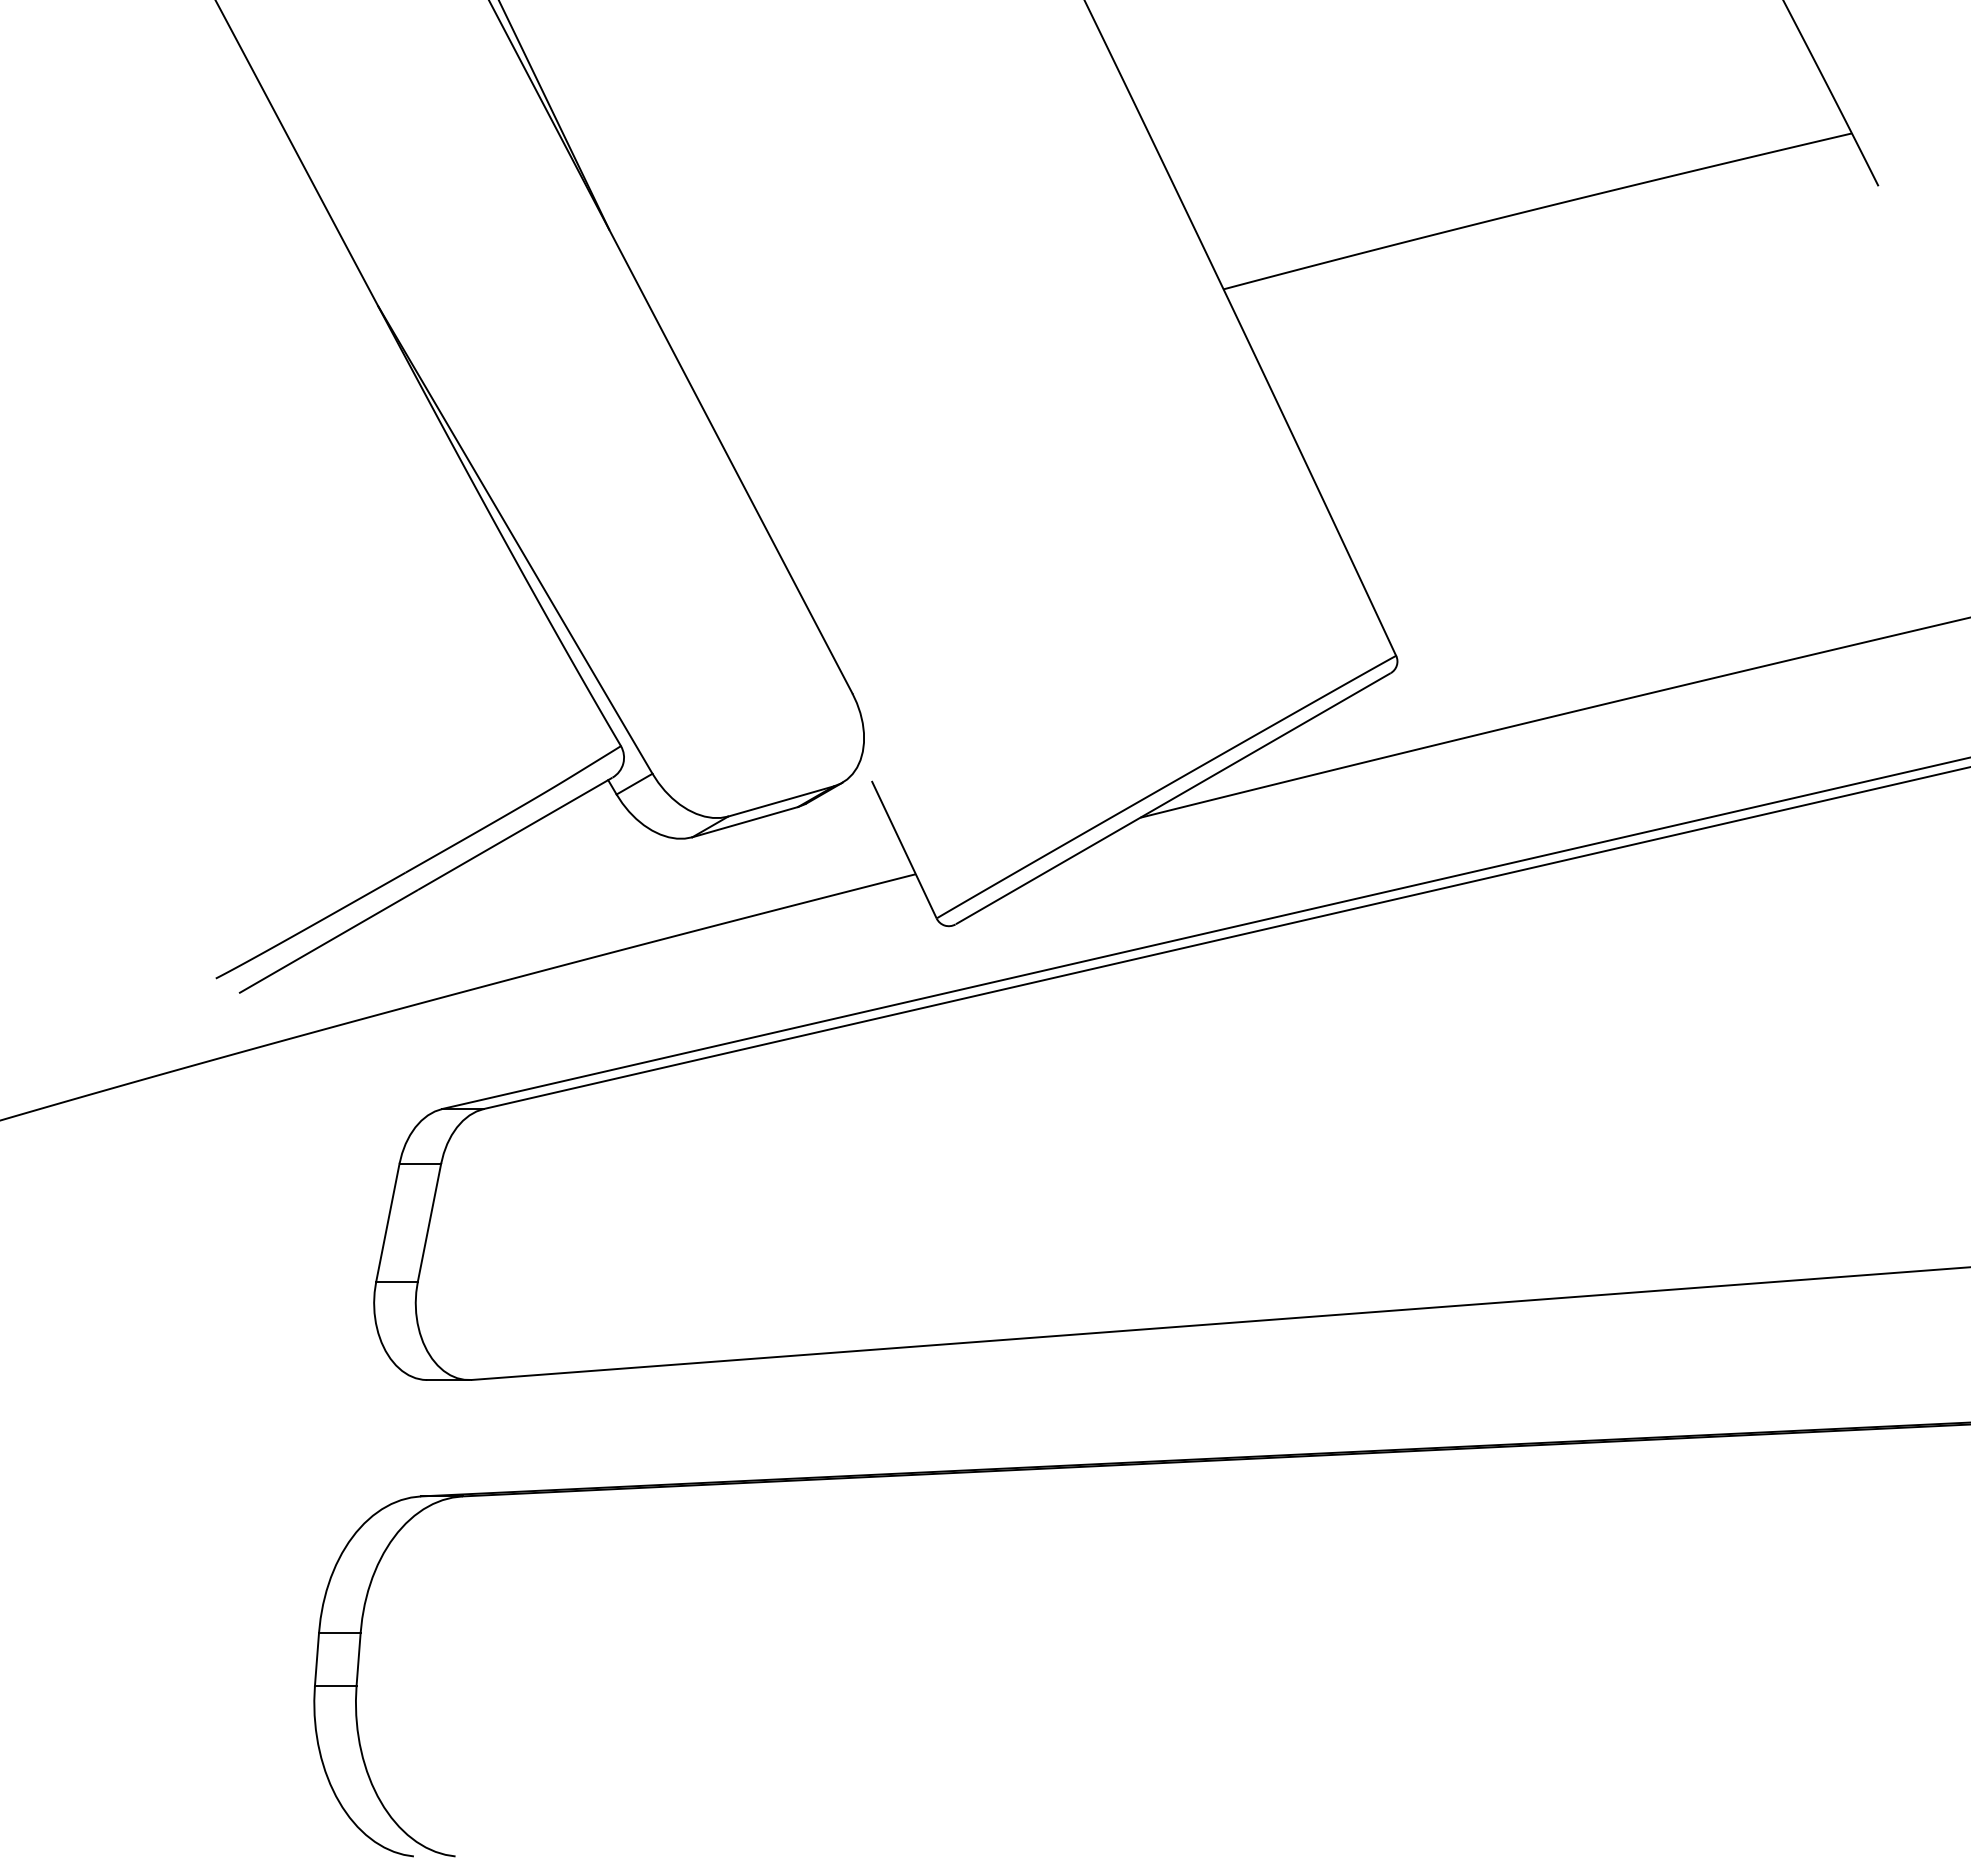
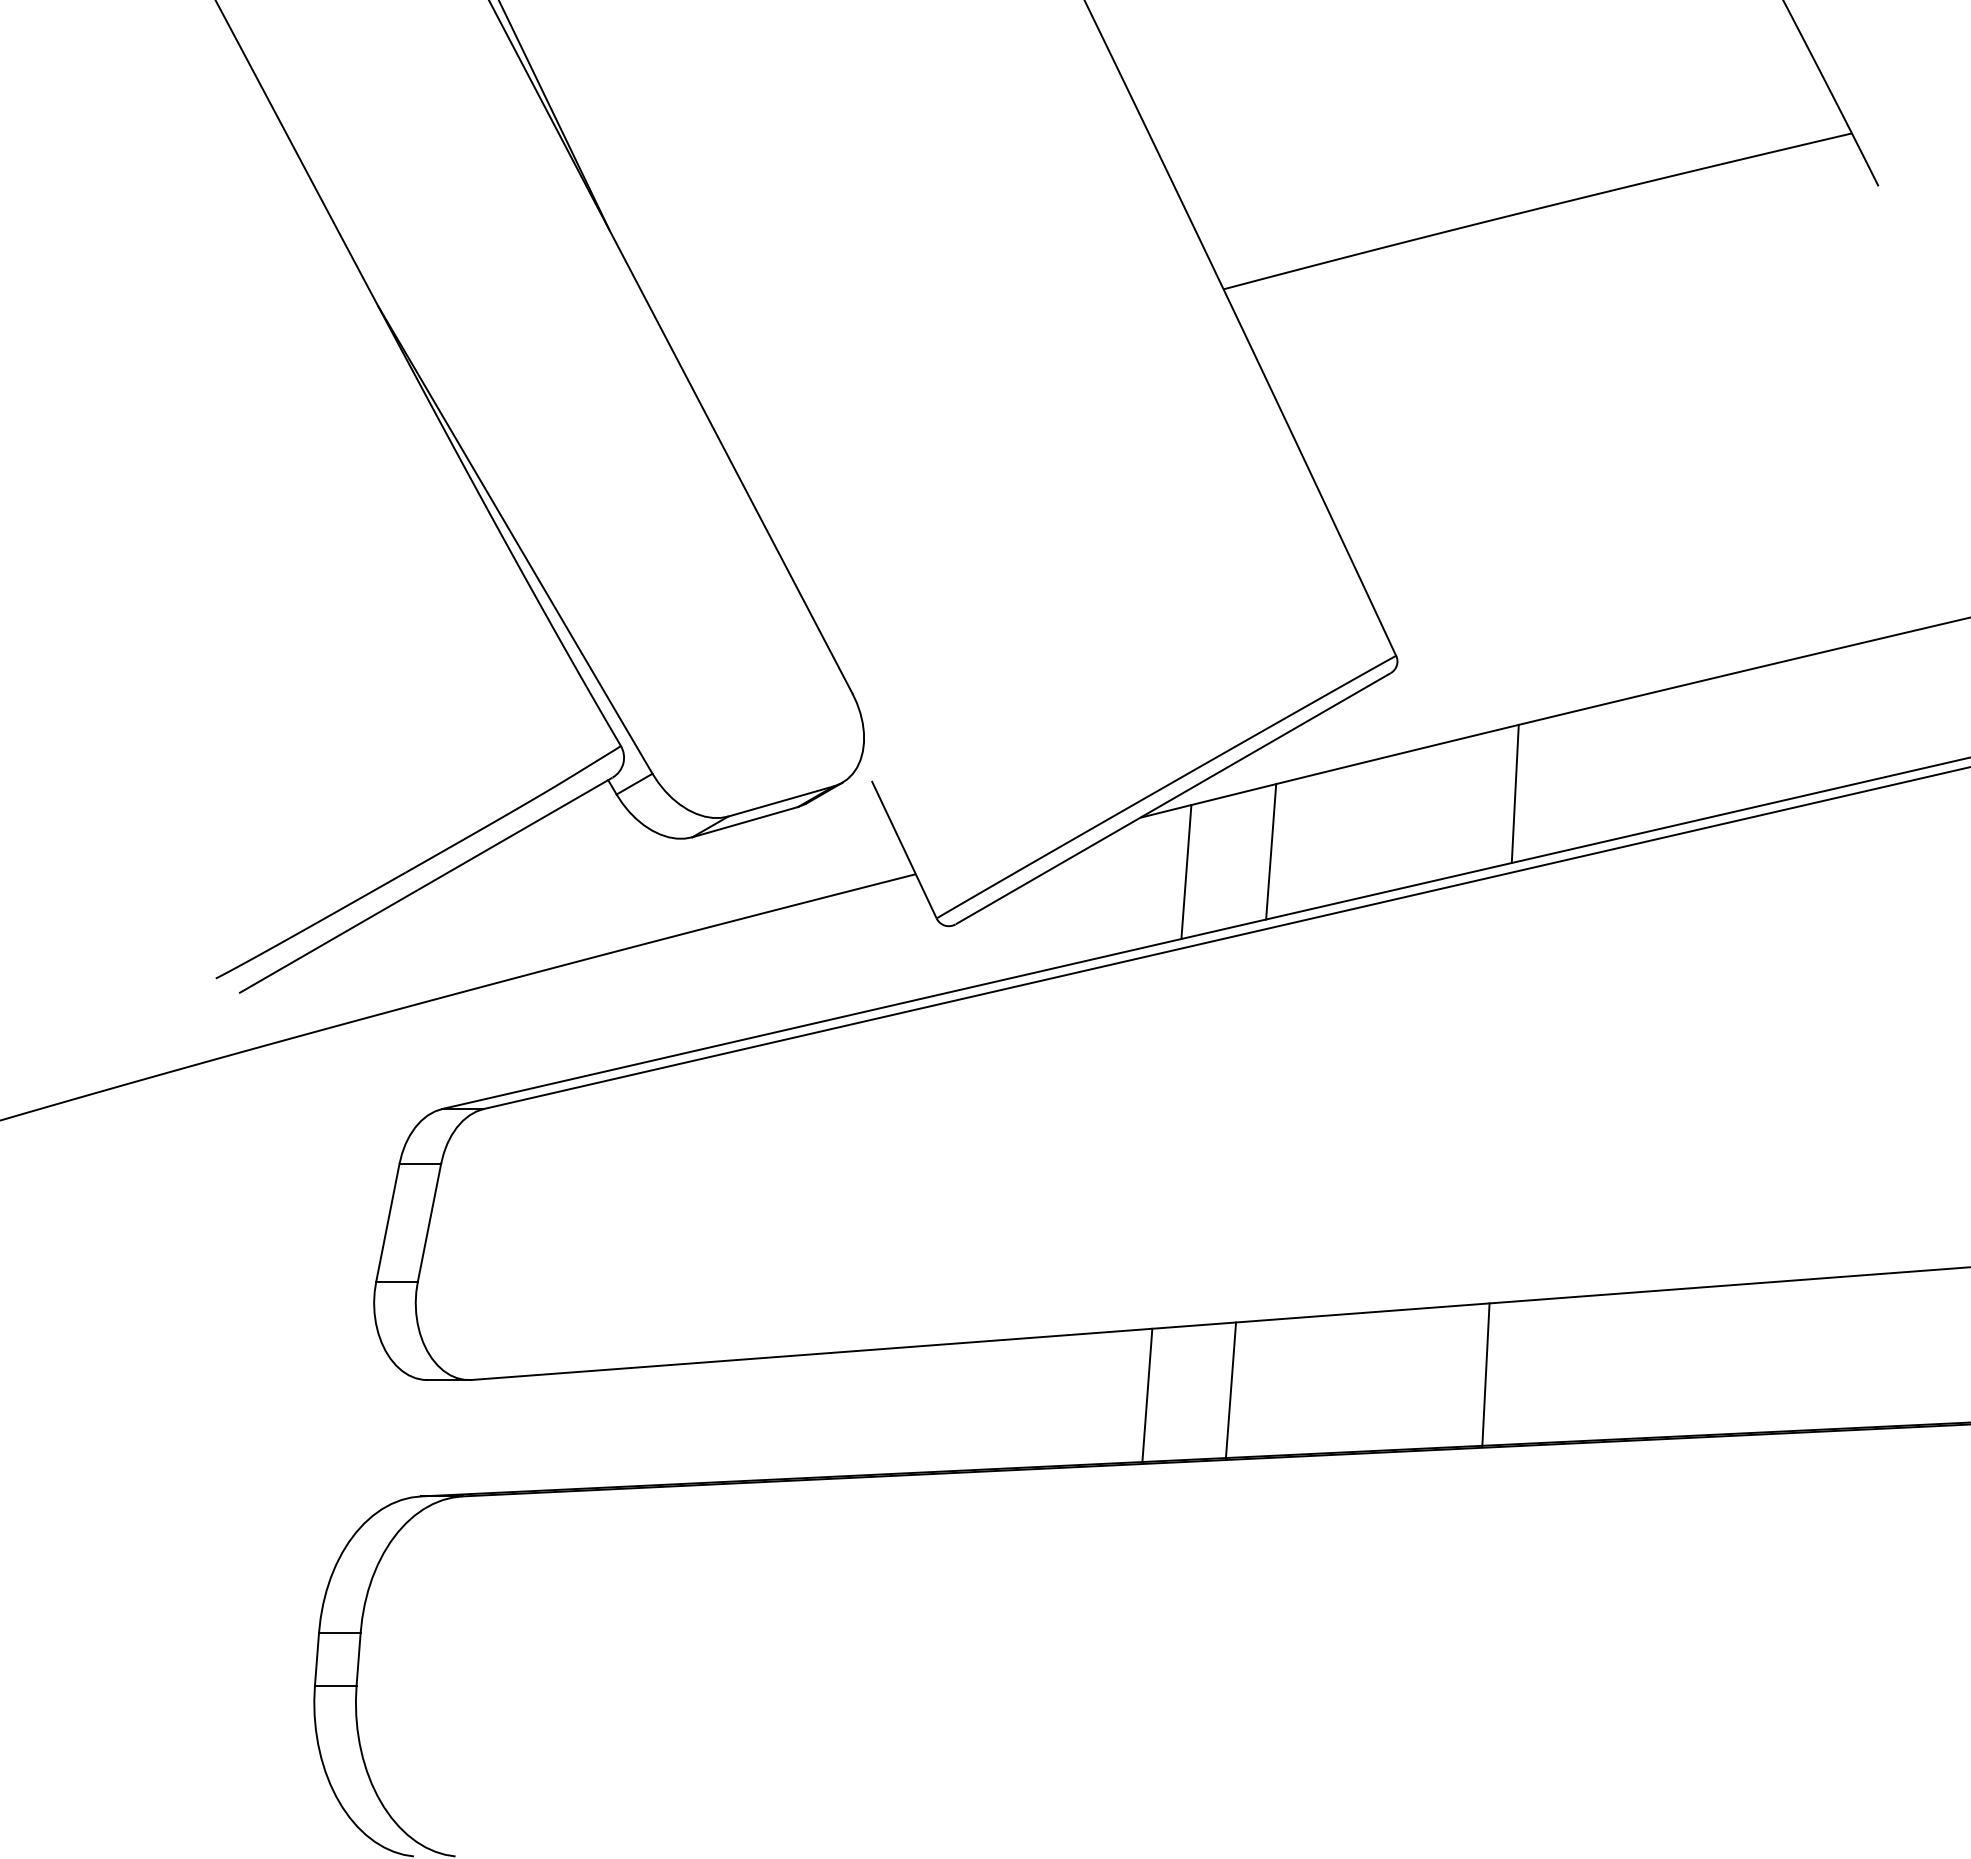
line: none -> present (1514, 793)
line: none -> present (1271, 851)
line: none -> present (1186, 872)
line: none -> present (1485, 1374)
line: none -> present (1230, 1390)
line: none -> present (1147, 1395)
